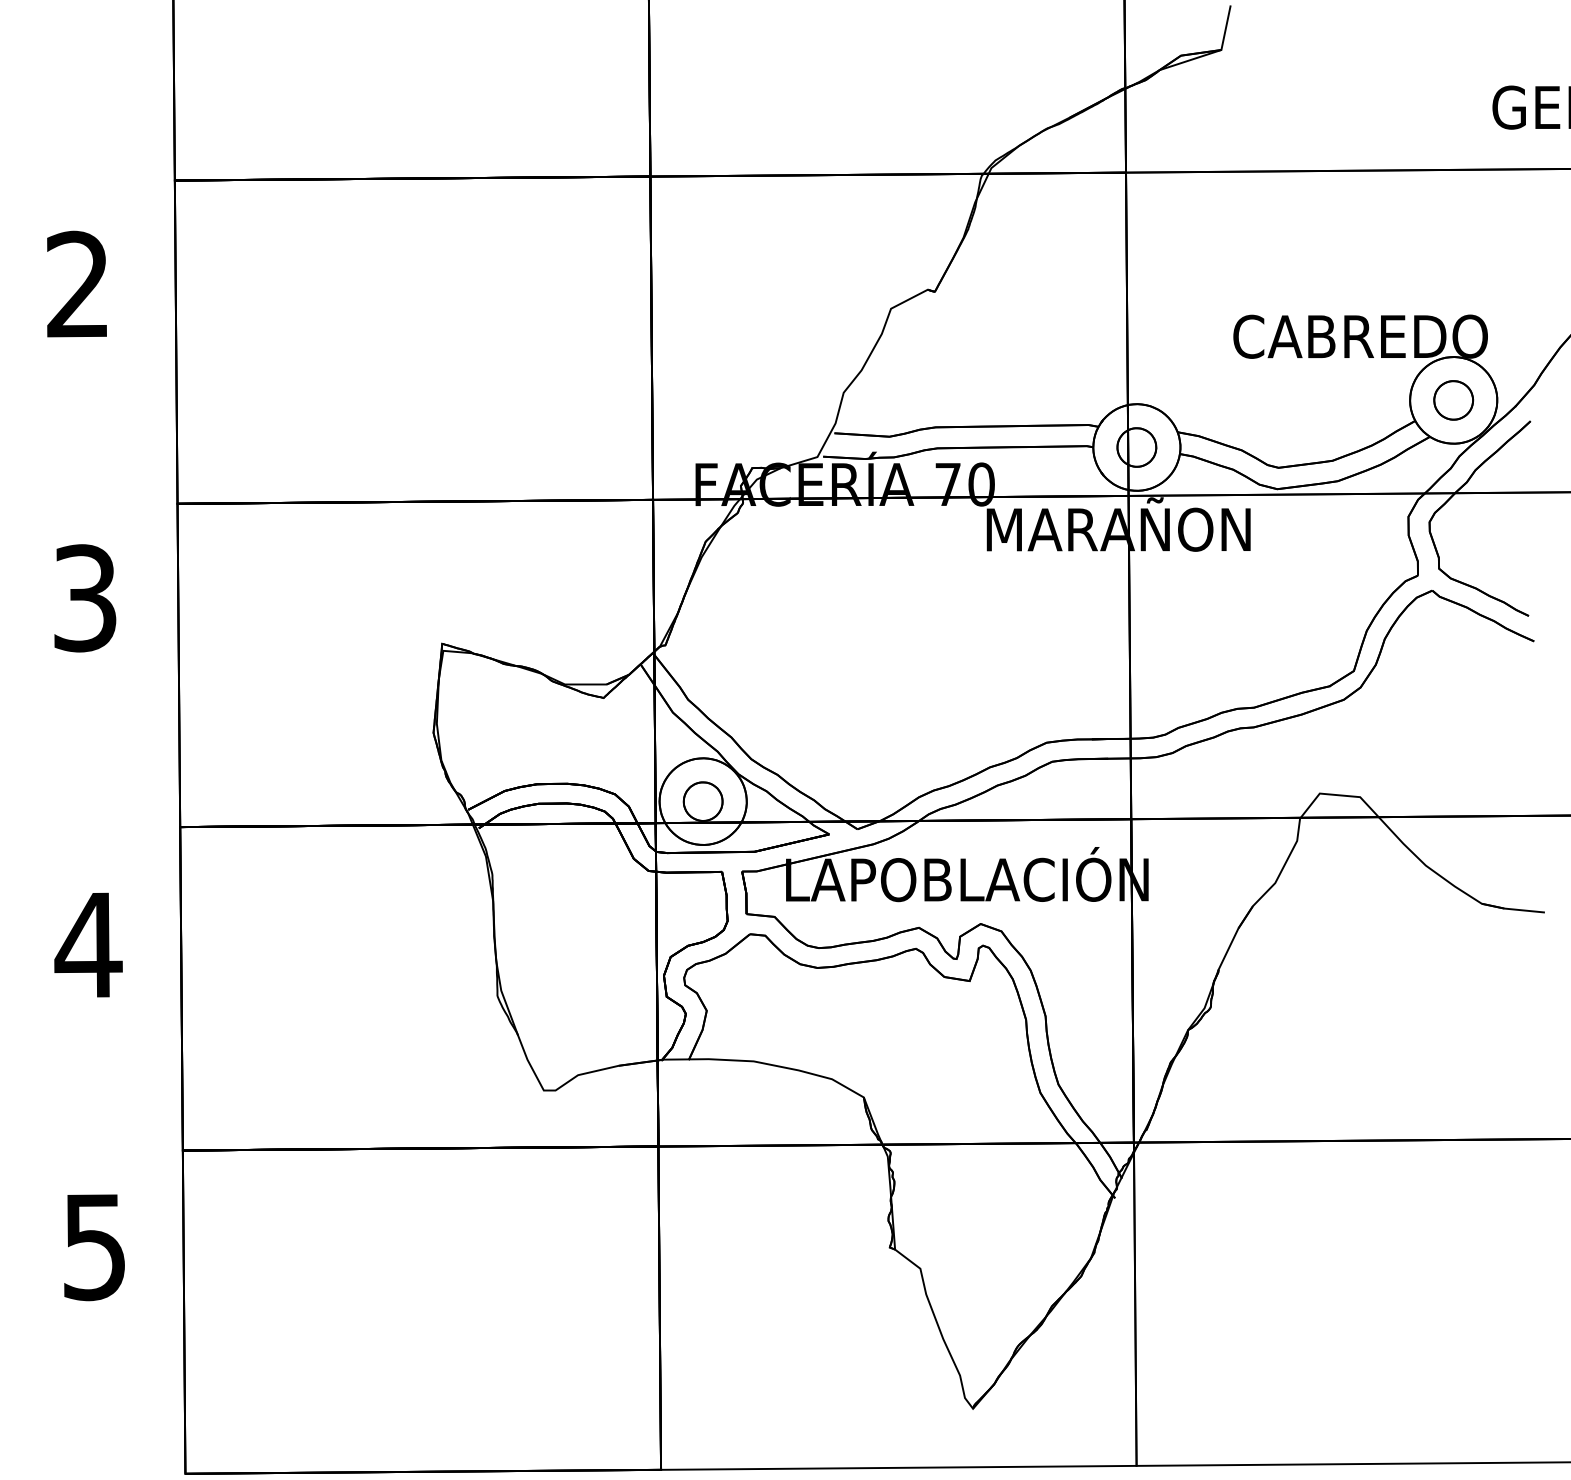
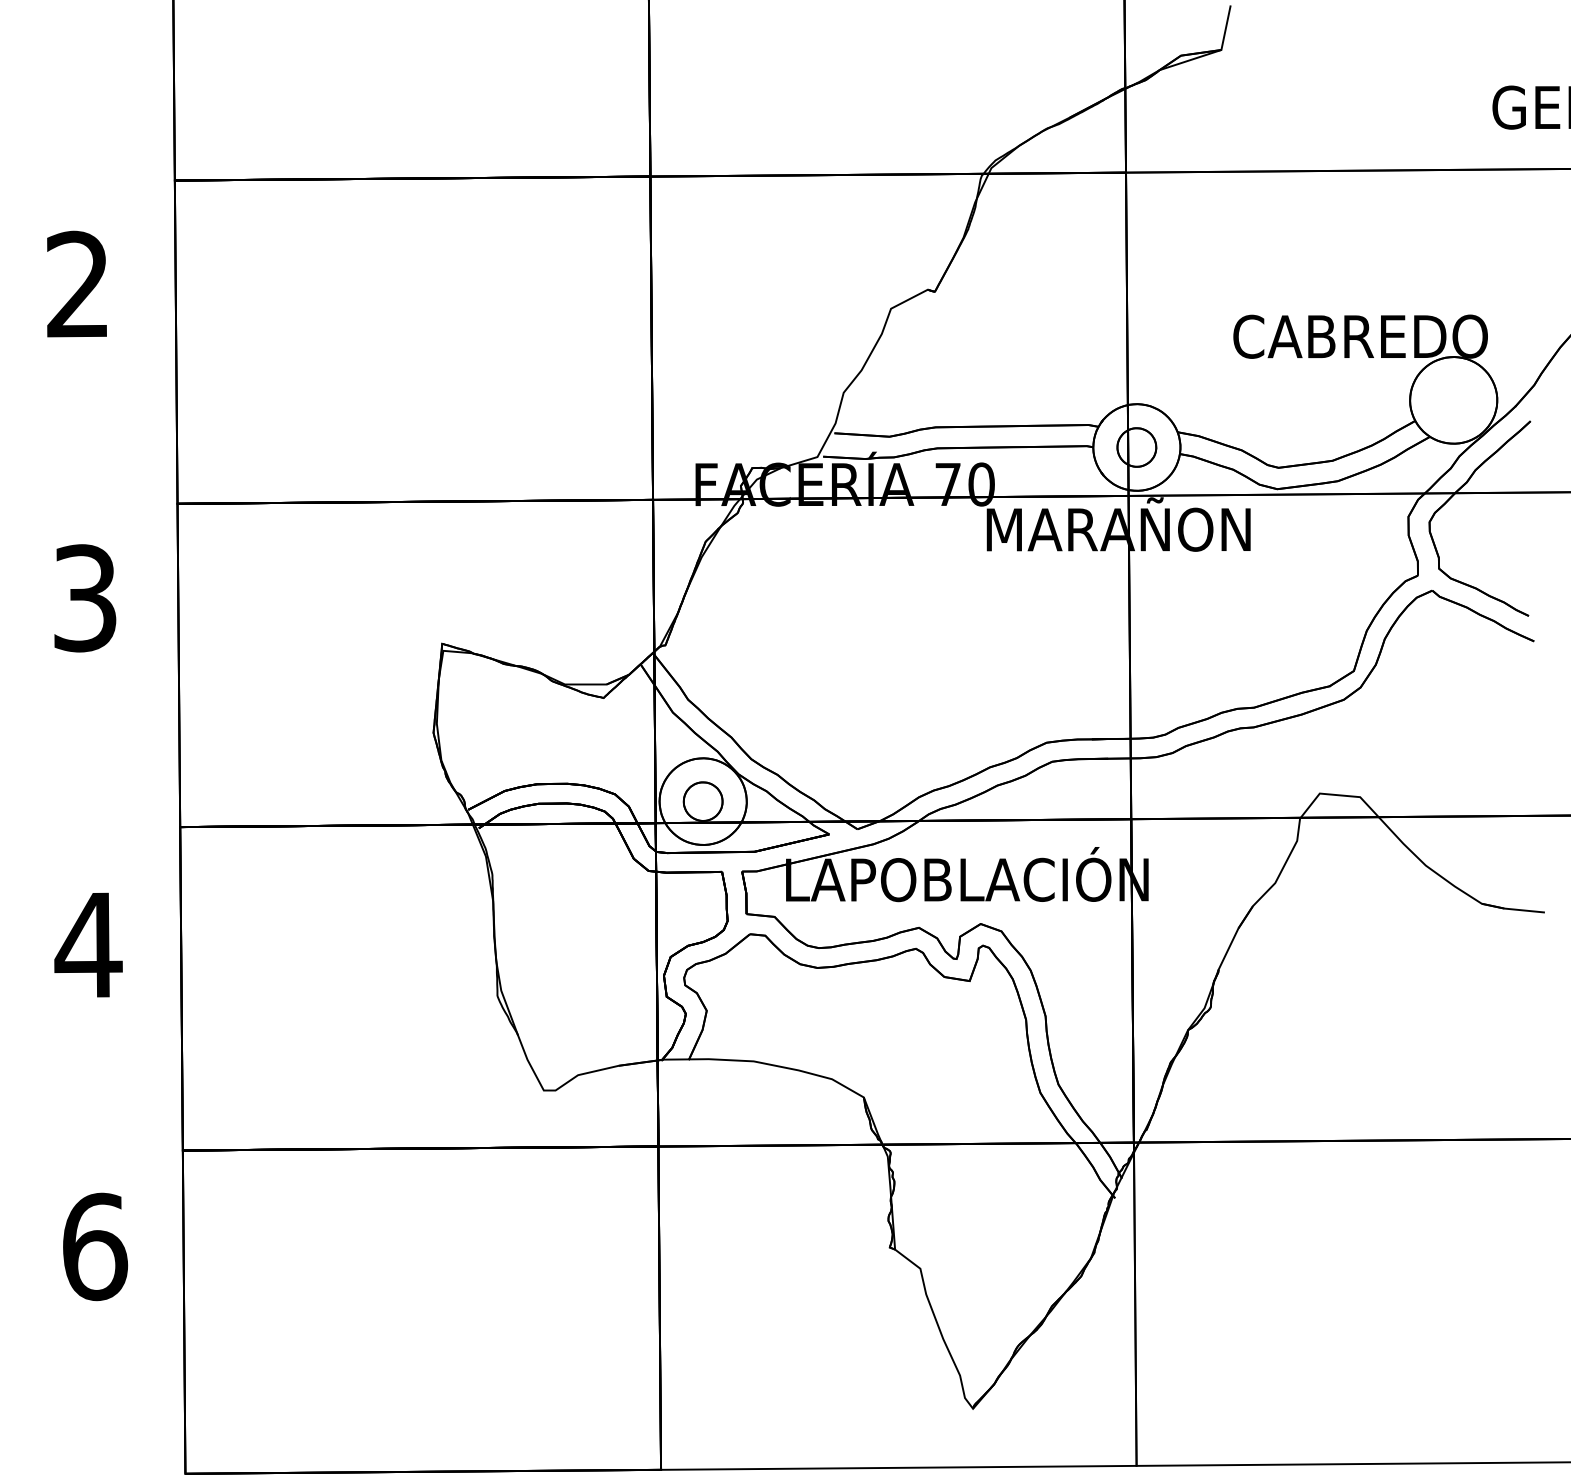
part: present -> none (1453, 400)
text: 5 -> 6 (95, 1246)
